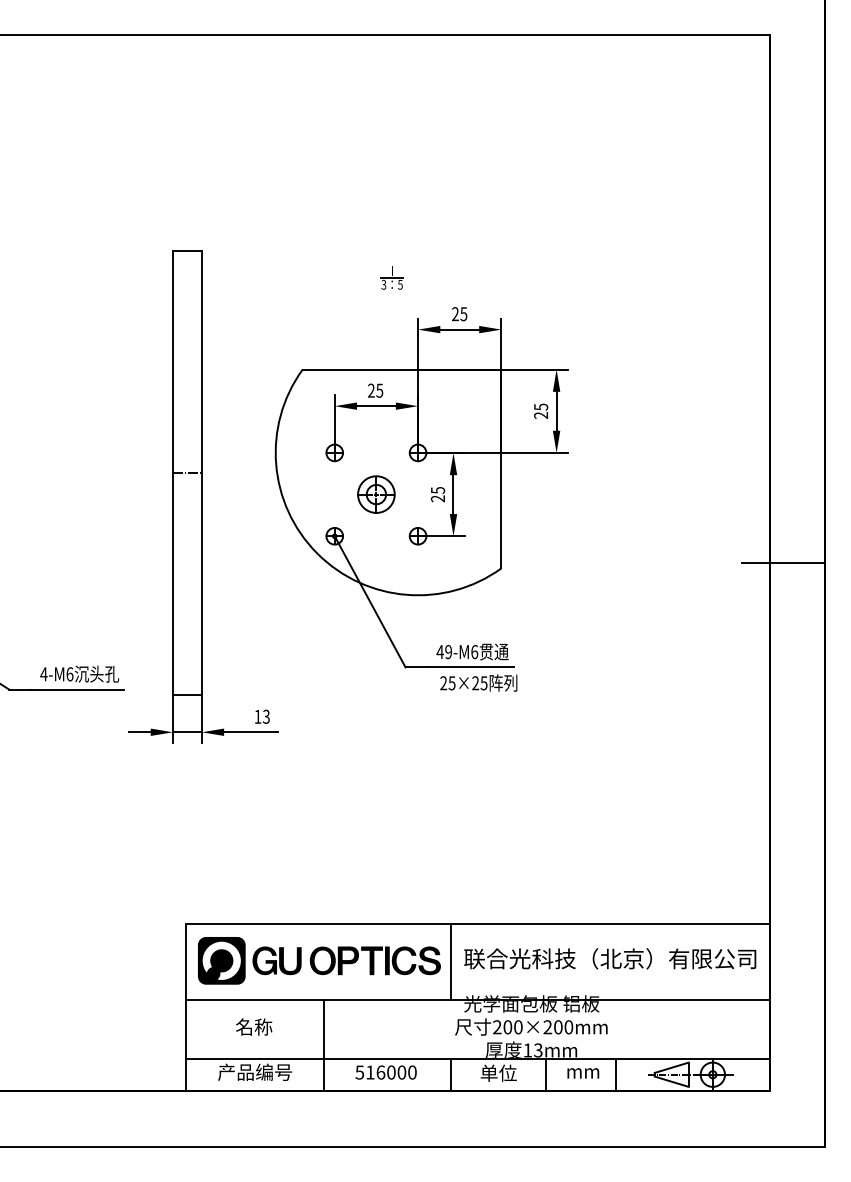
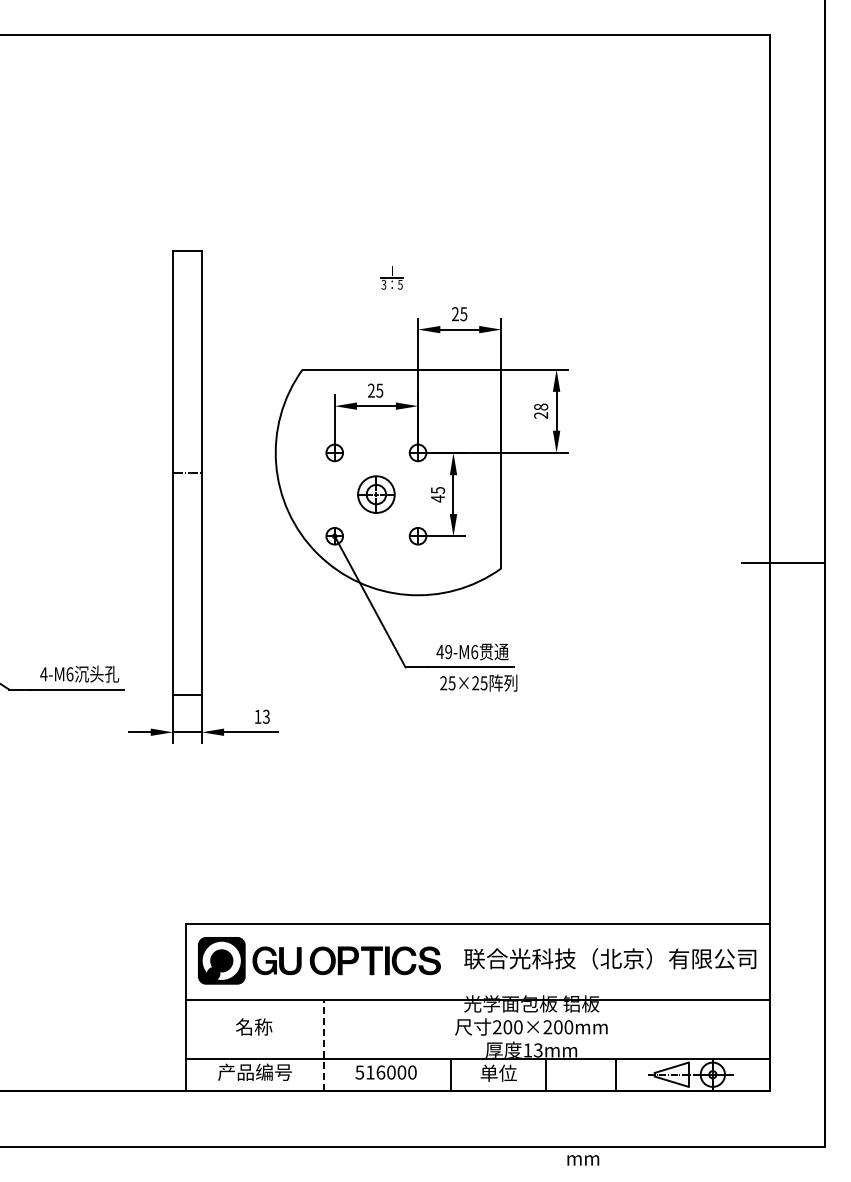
text: 25 -> 28 (541, 406)
text: 25 -> 45 (437, 498)
line: present -> none (451, 961)
line: solid -> dashed (324, 1045)
text position: (583, 1073) -> (583, 1160) (583, 1160)
